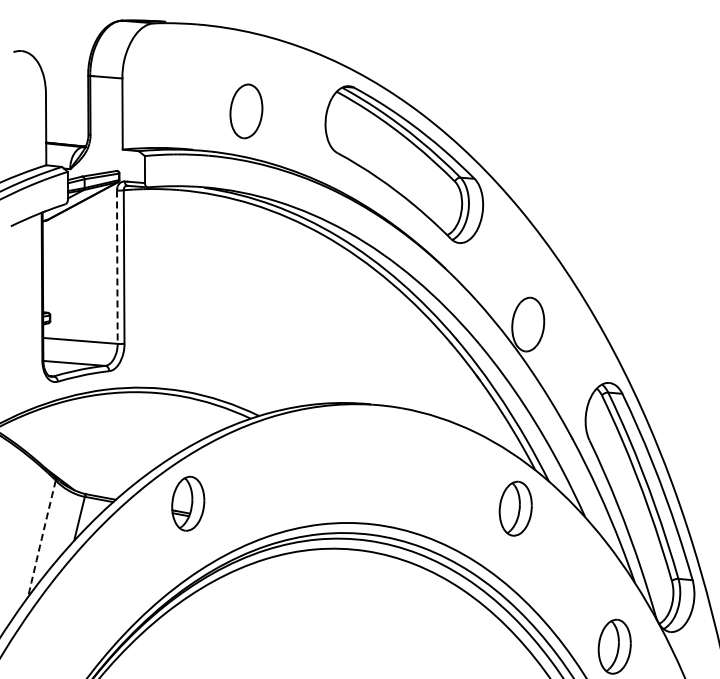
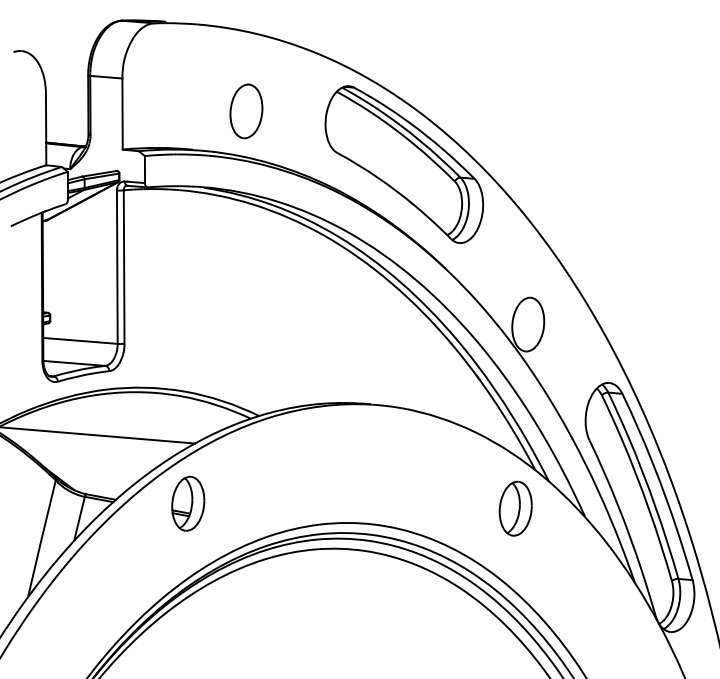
line: dashed -> solid (117, 267)
line: none -> present (98, 435)
arc: dashed -> solid (41, 538)
part: present -> none (614, 646)
